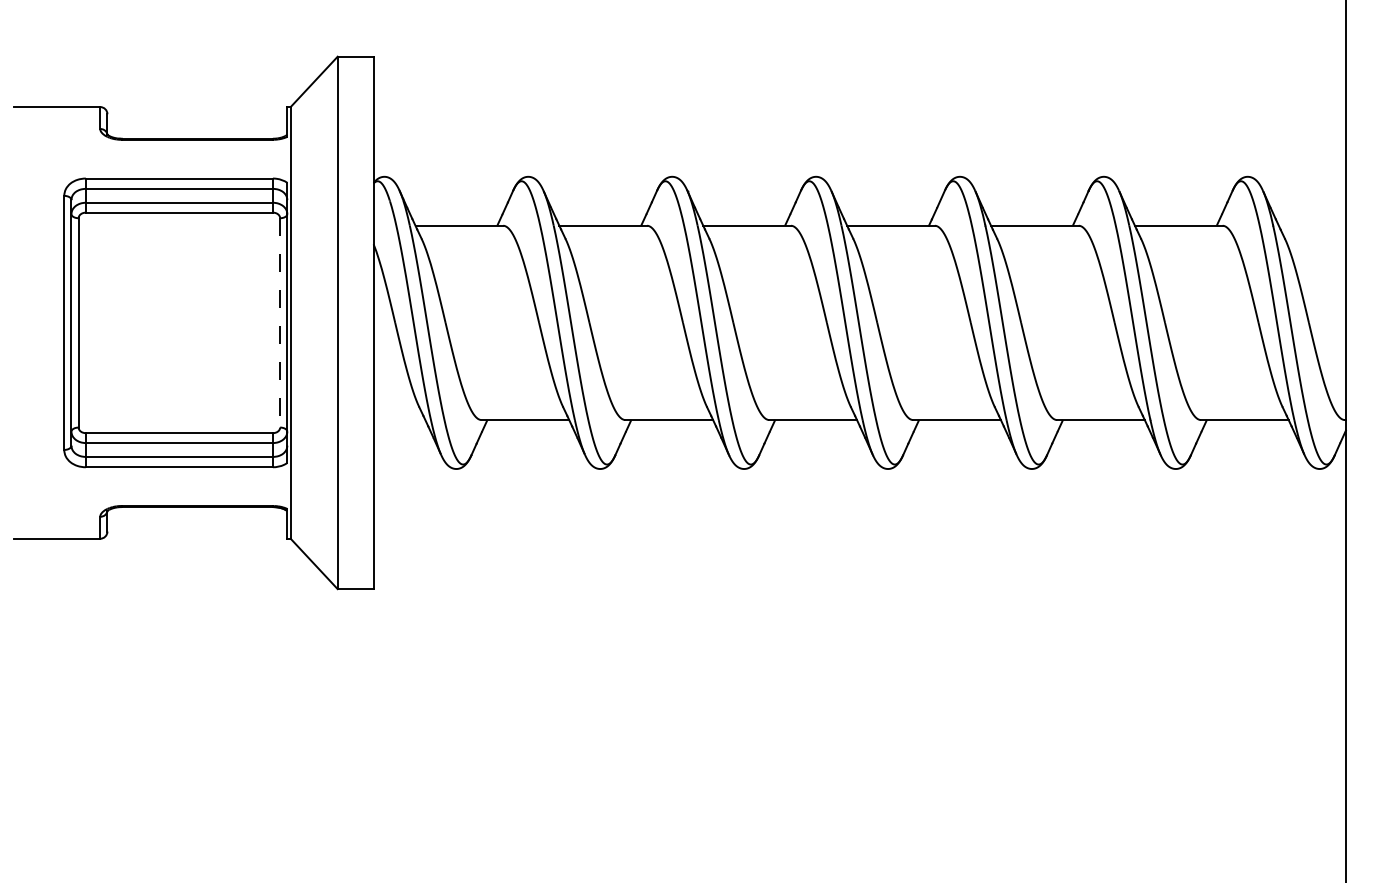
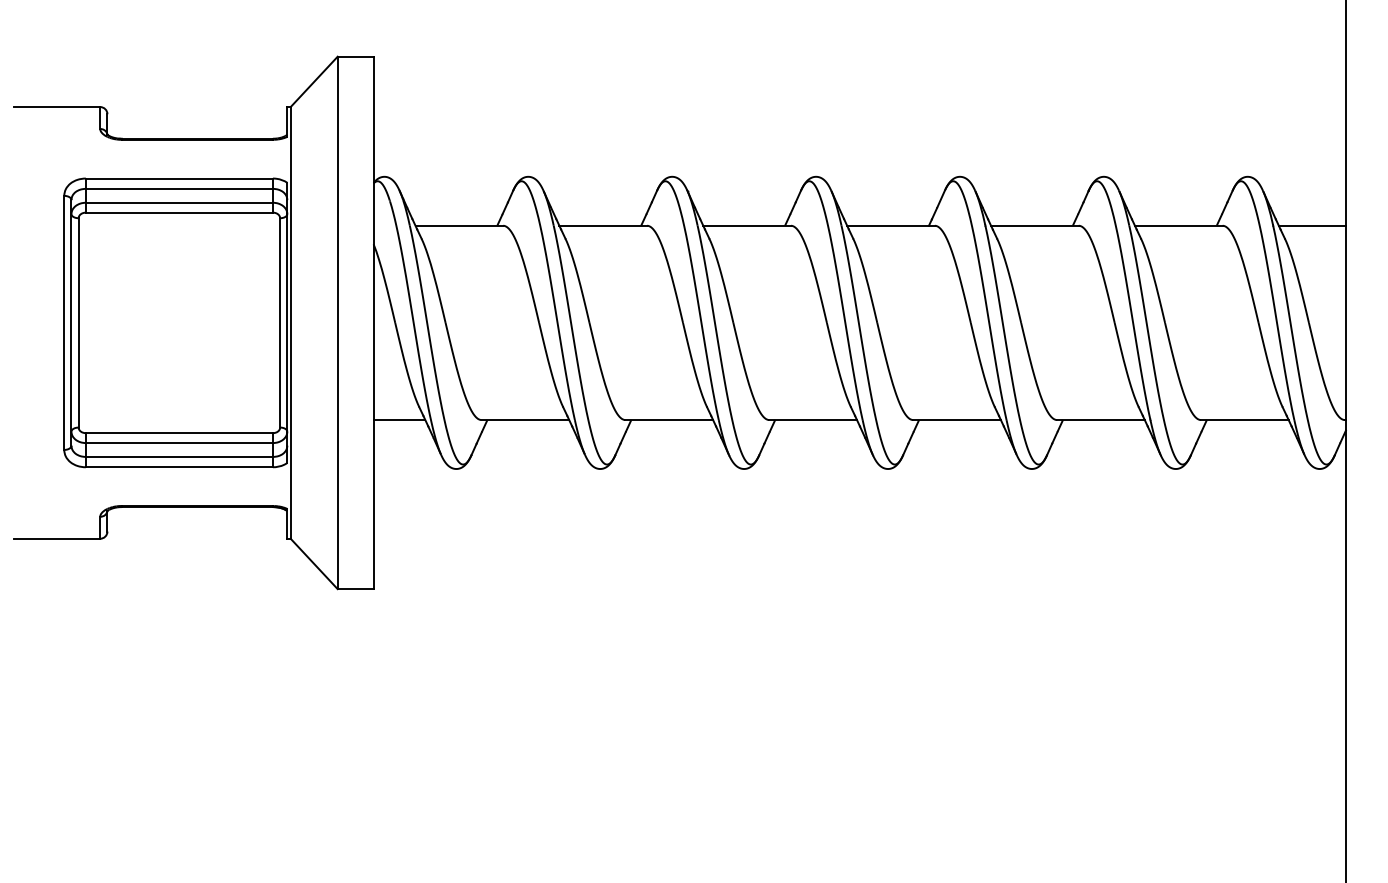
line: none -> present (1312, 225)
line: dashed -> solid (280, 322)
line: none -> present (399, 420)
